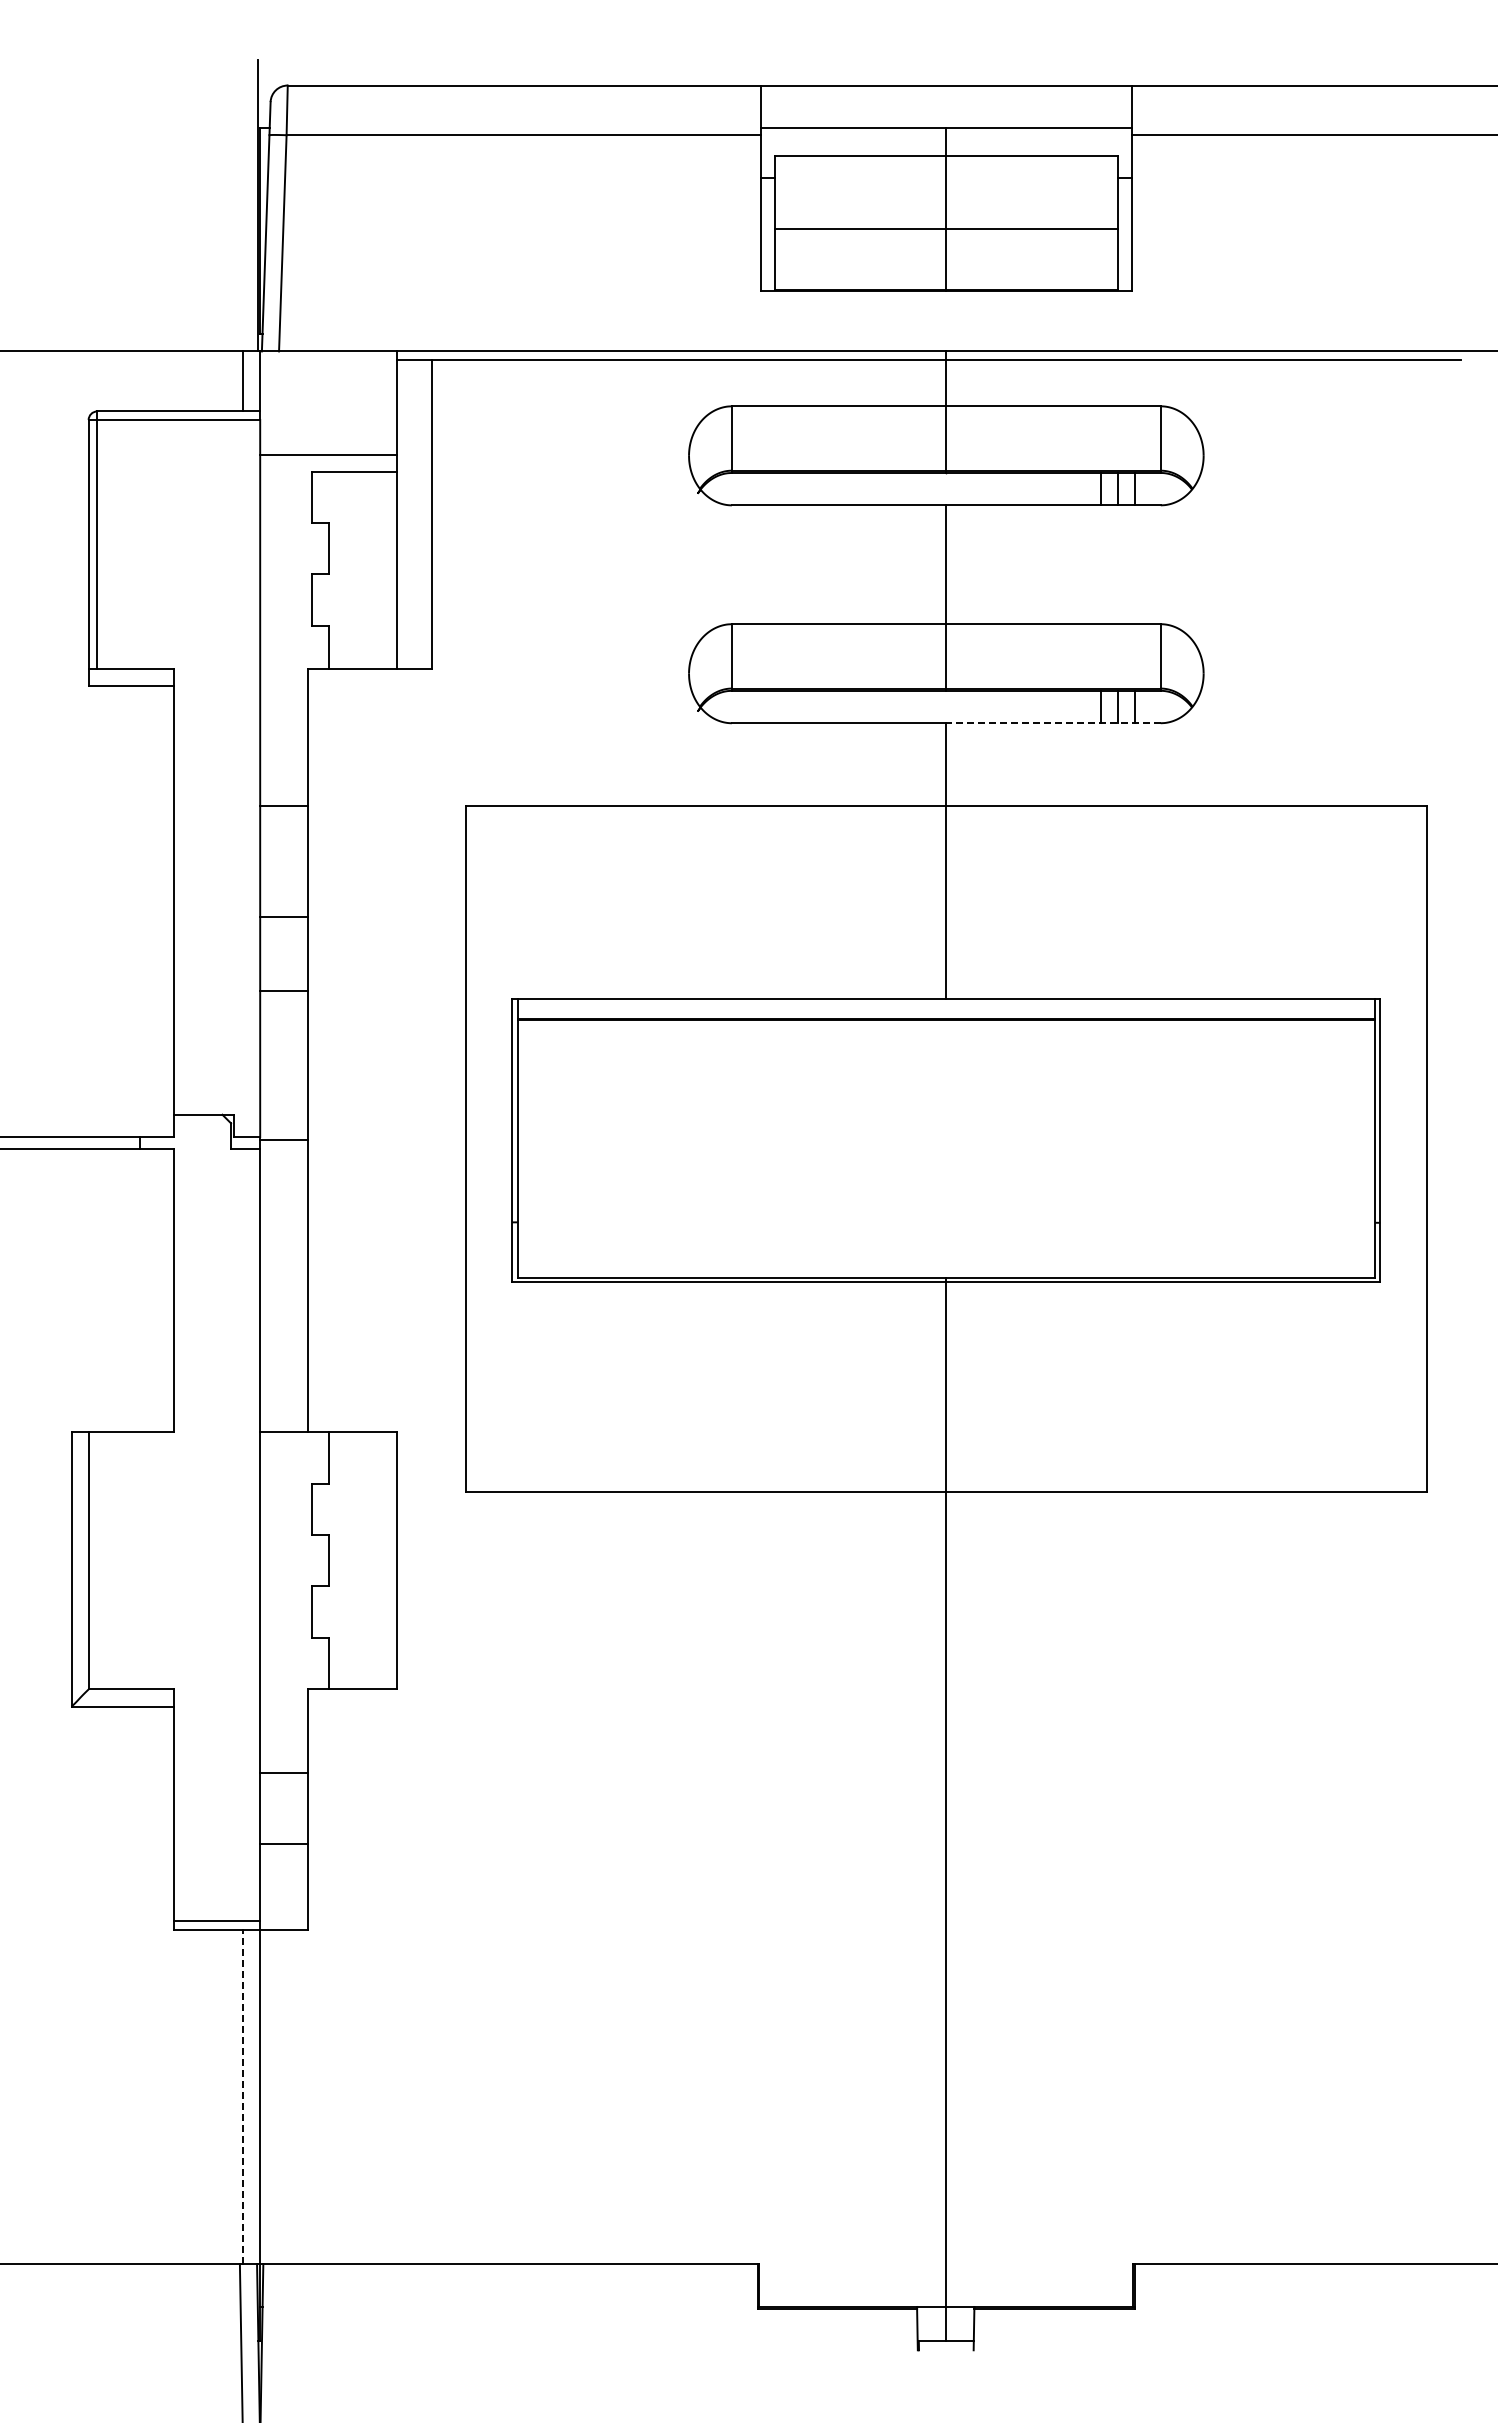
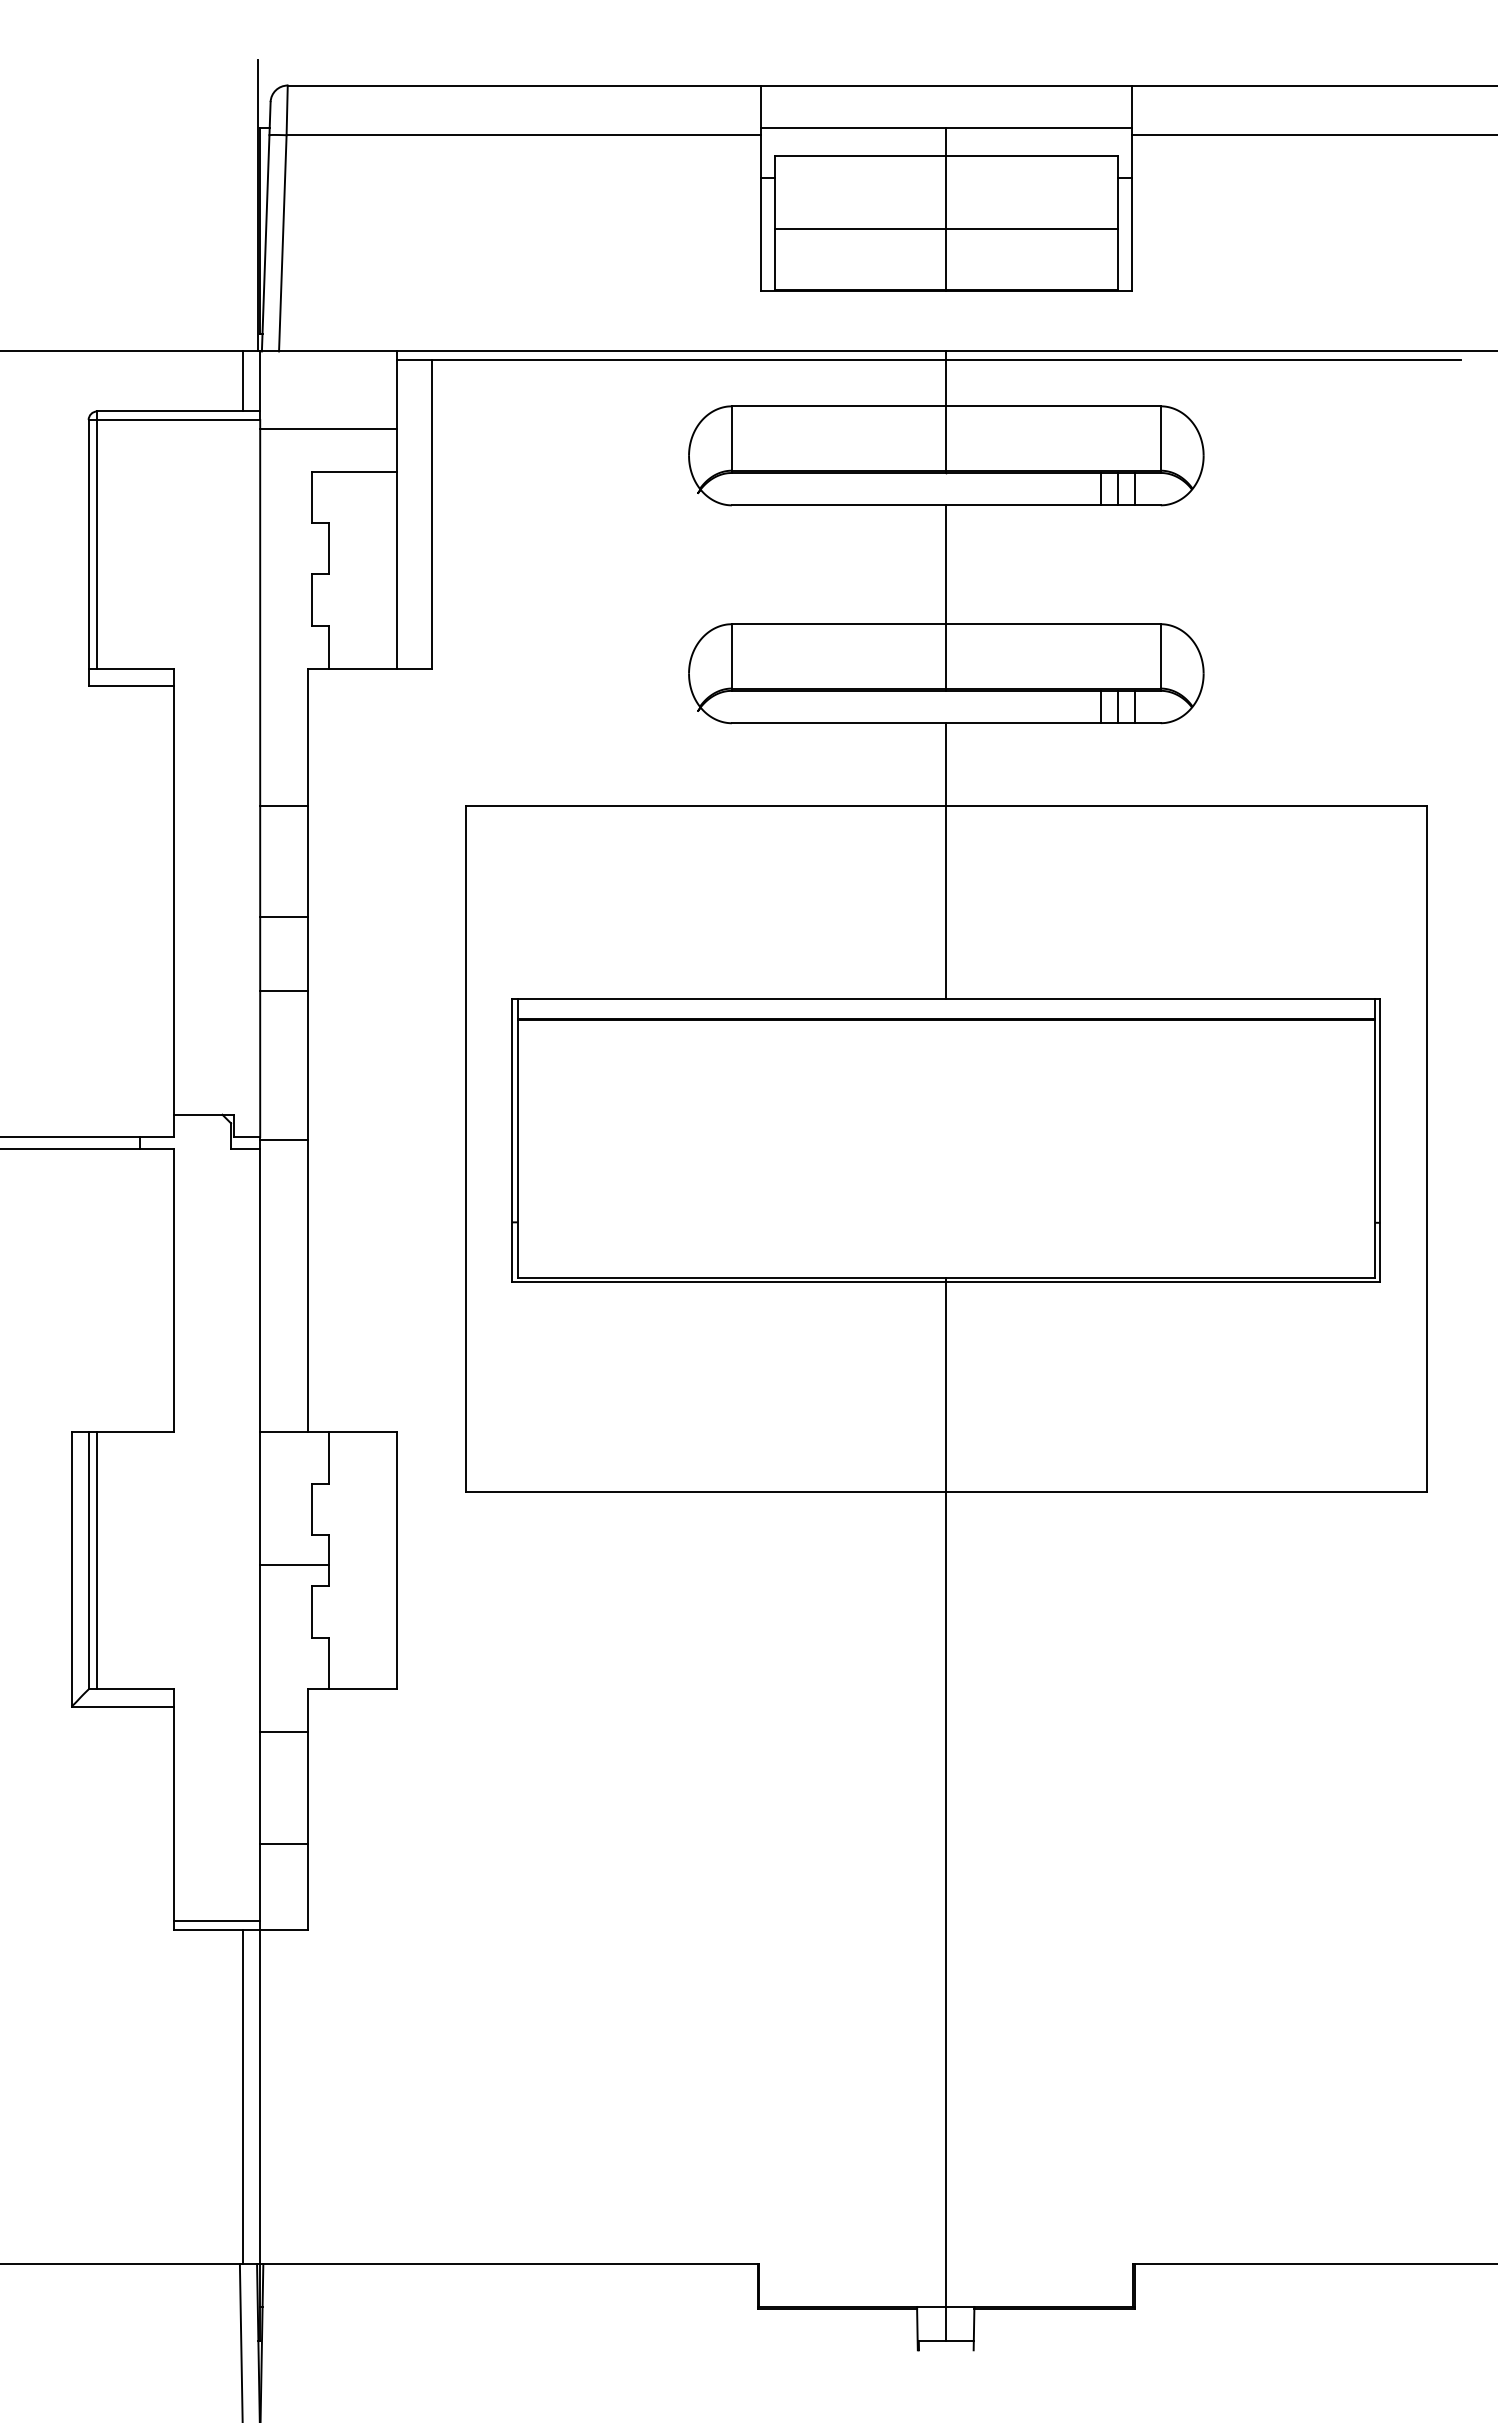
line position: (328, 454) -> (328, 428) (328, 428)
line: dashed -> solid (1053, 723)
line: none -> present (97, 1560)
line: none -> present (294, 1564)
line position: (284, 1773) -> (284, 1732) (284, 1732)
line: dashed -> solid (243, 2096)
